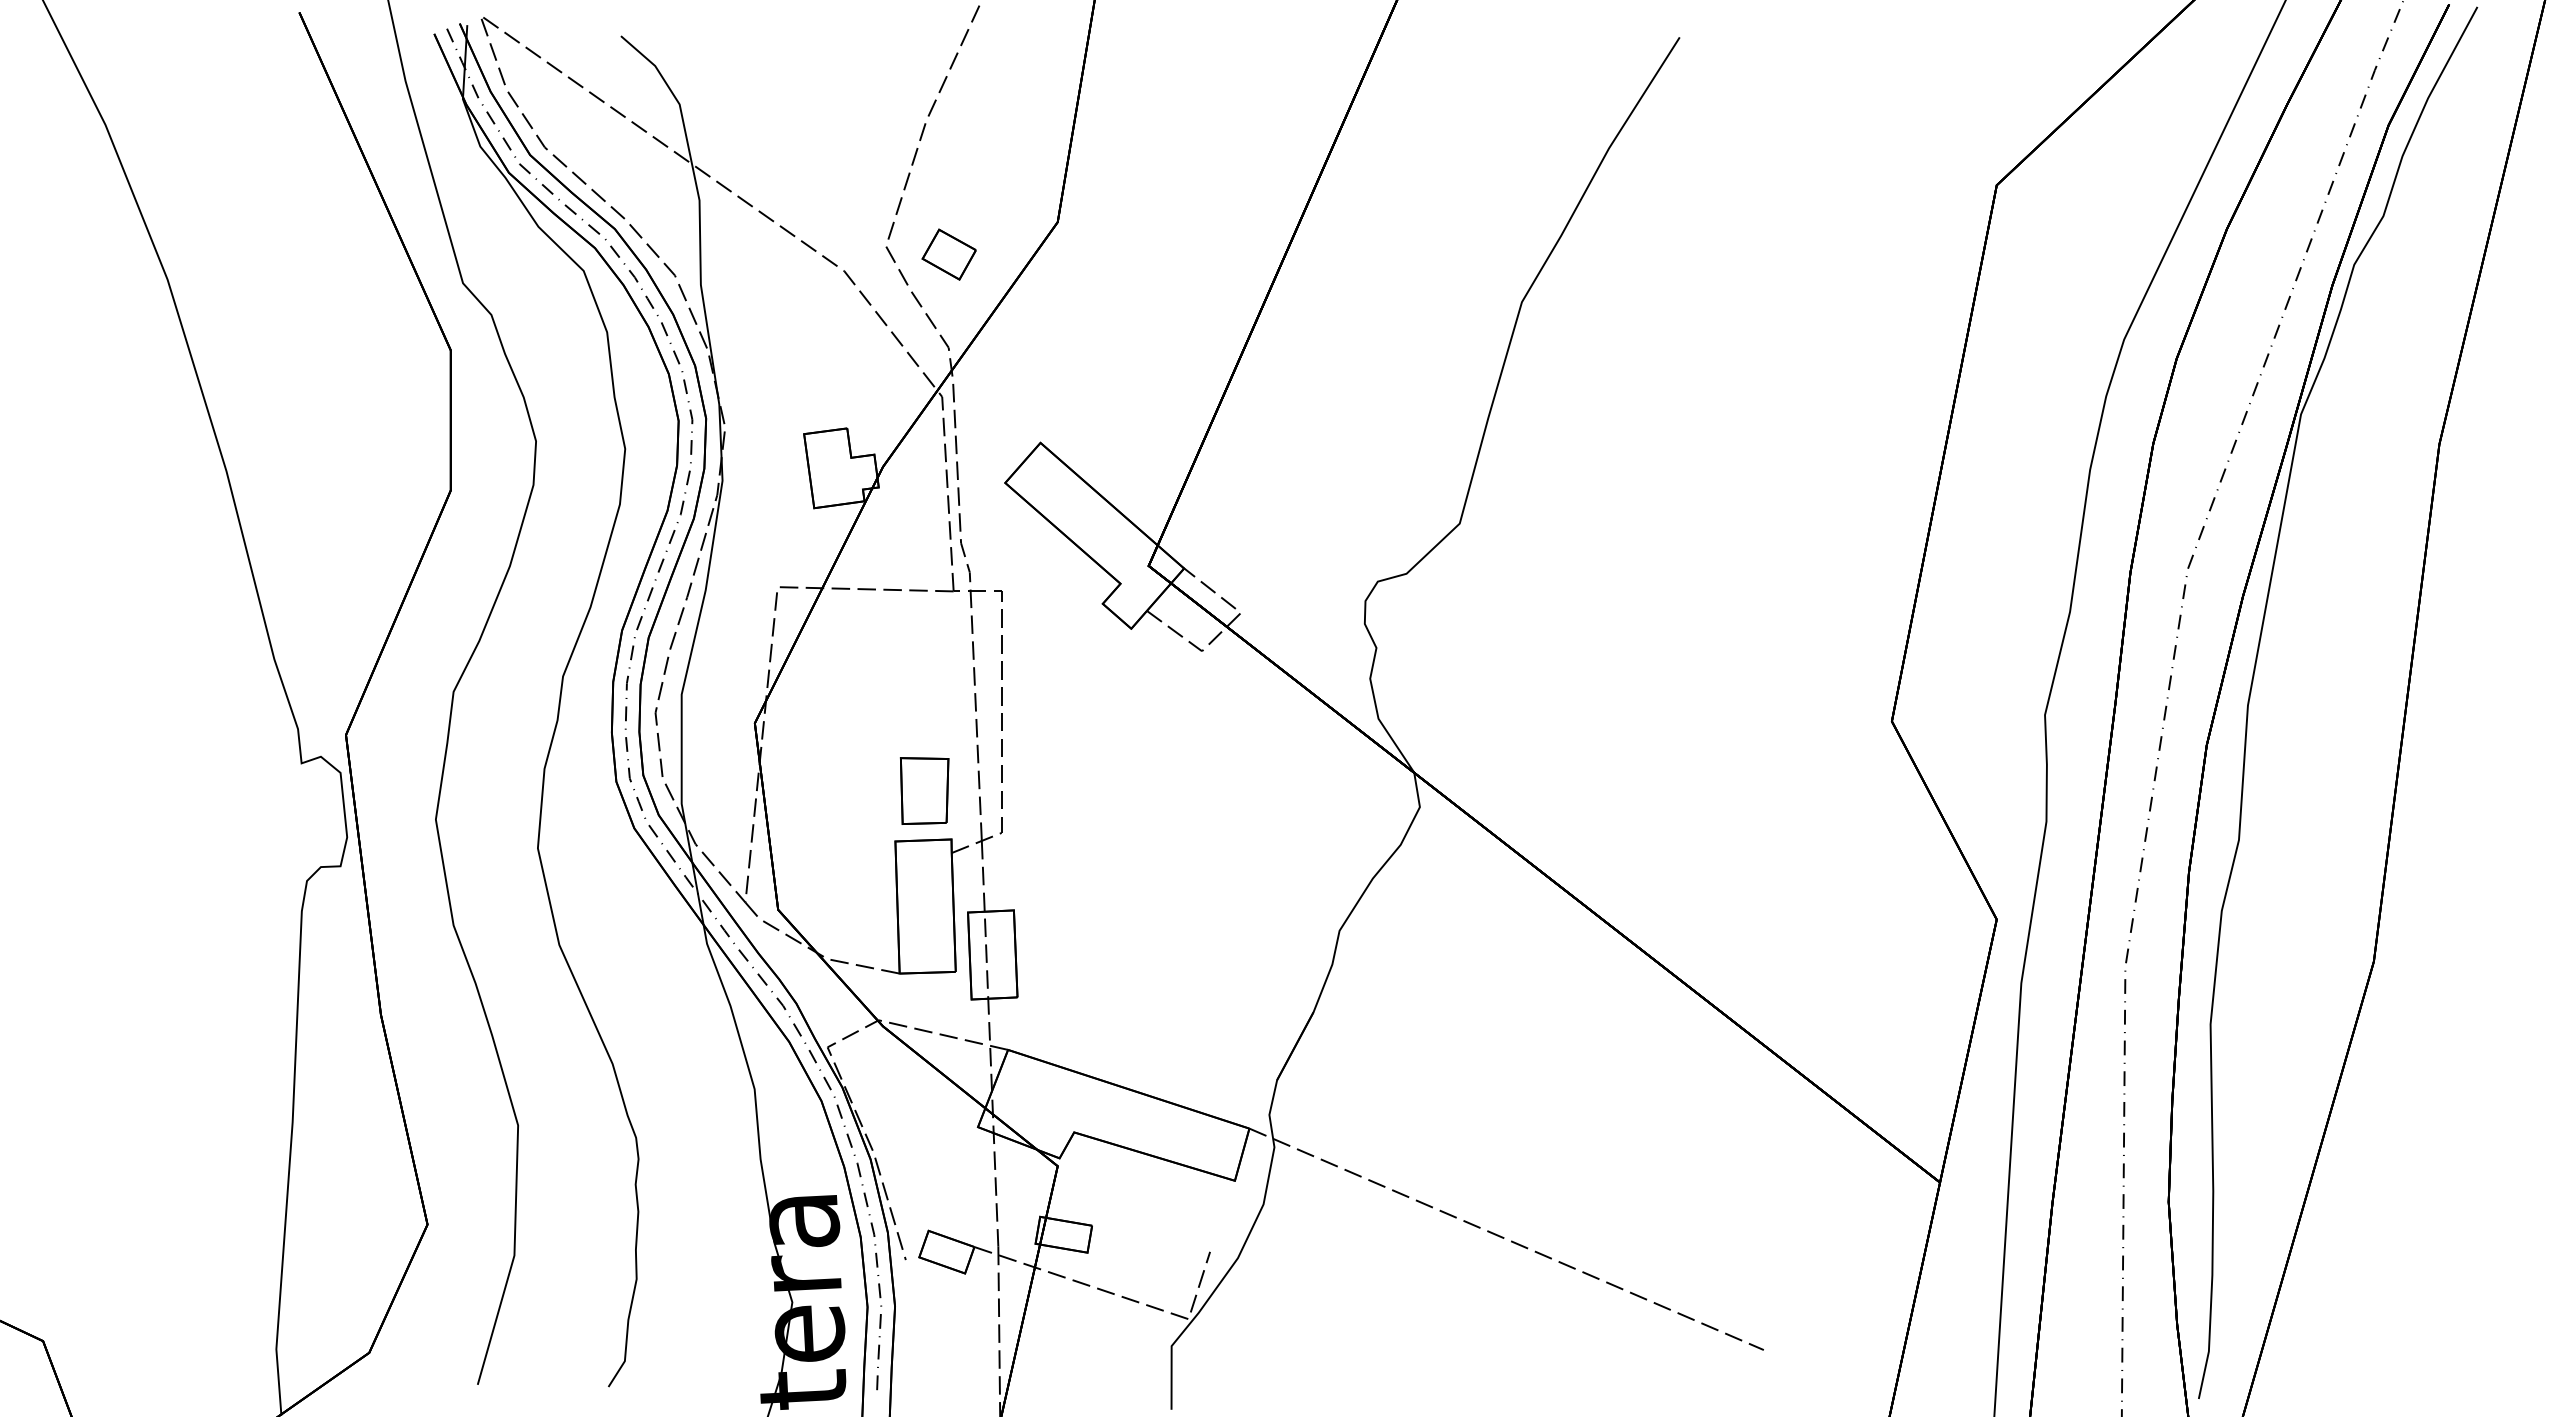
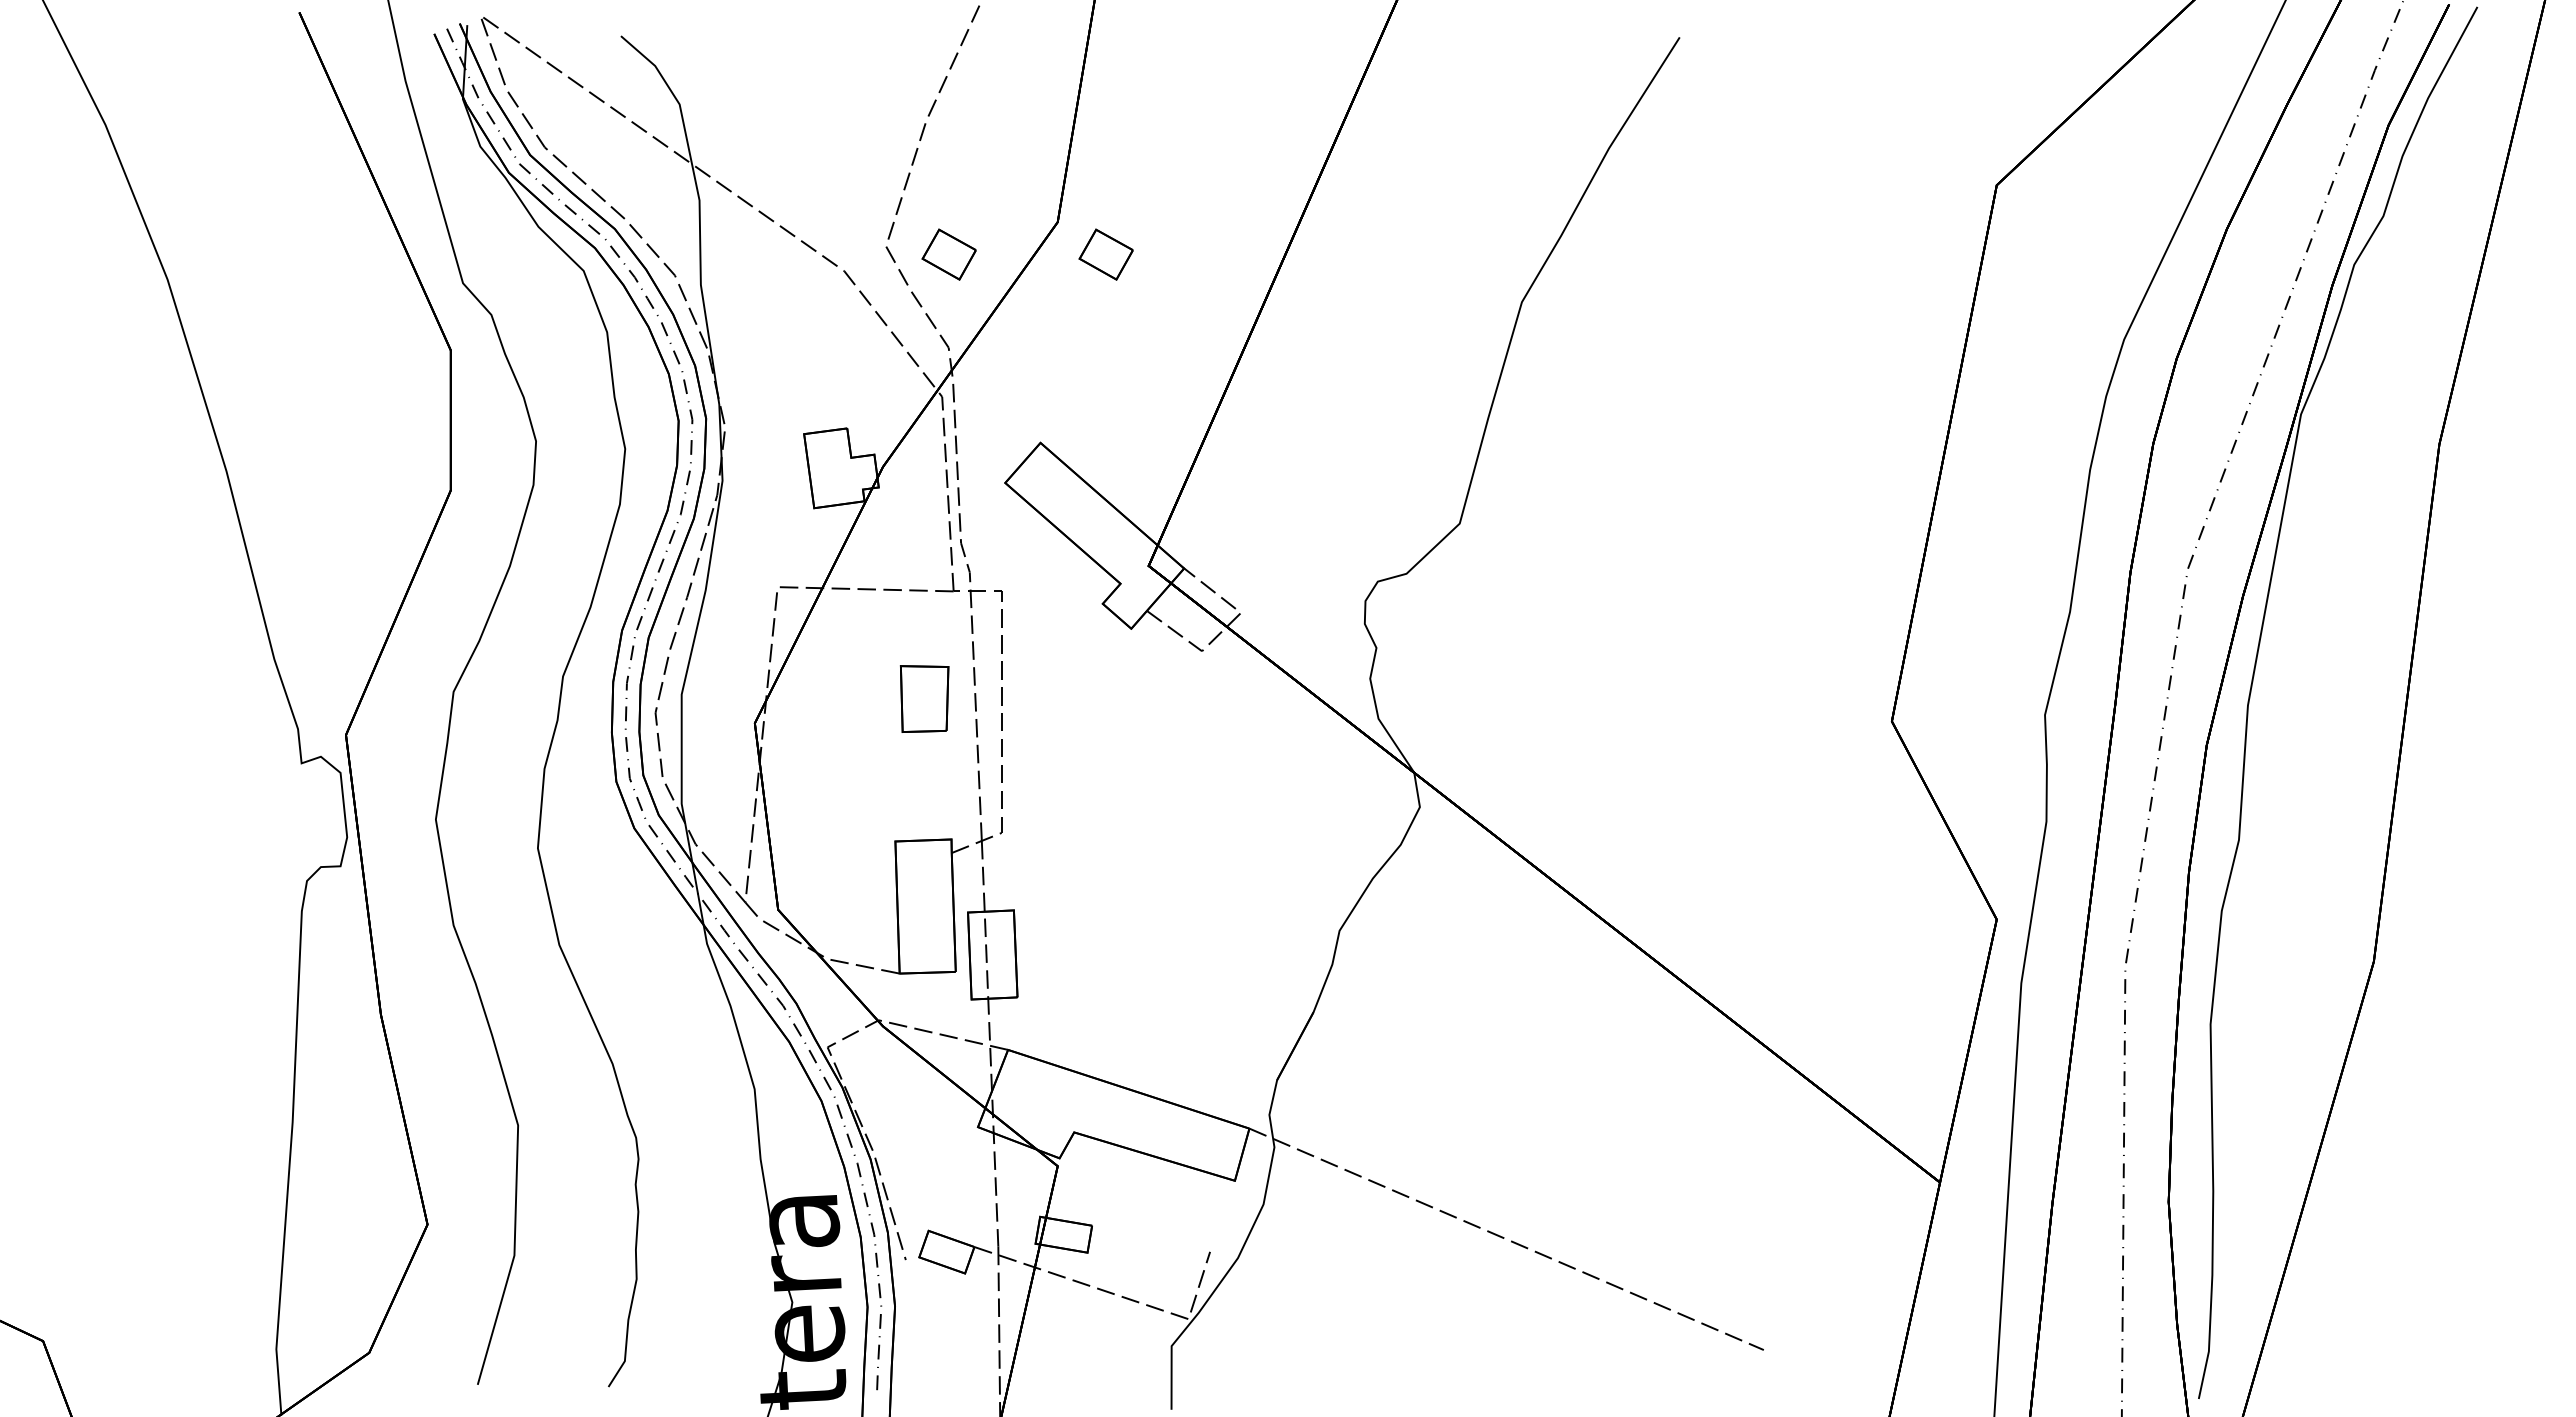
part: none -> present (1105, 254)
part position: (924, 790) -> (924, 698) (924, 698)
